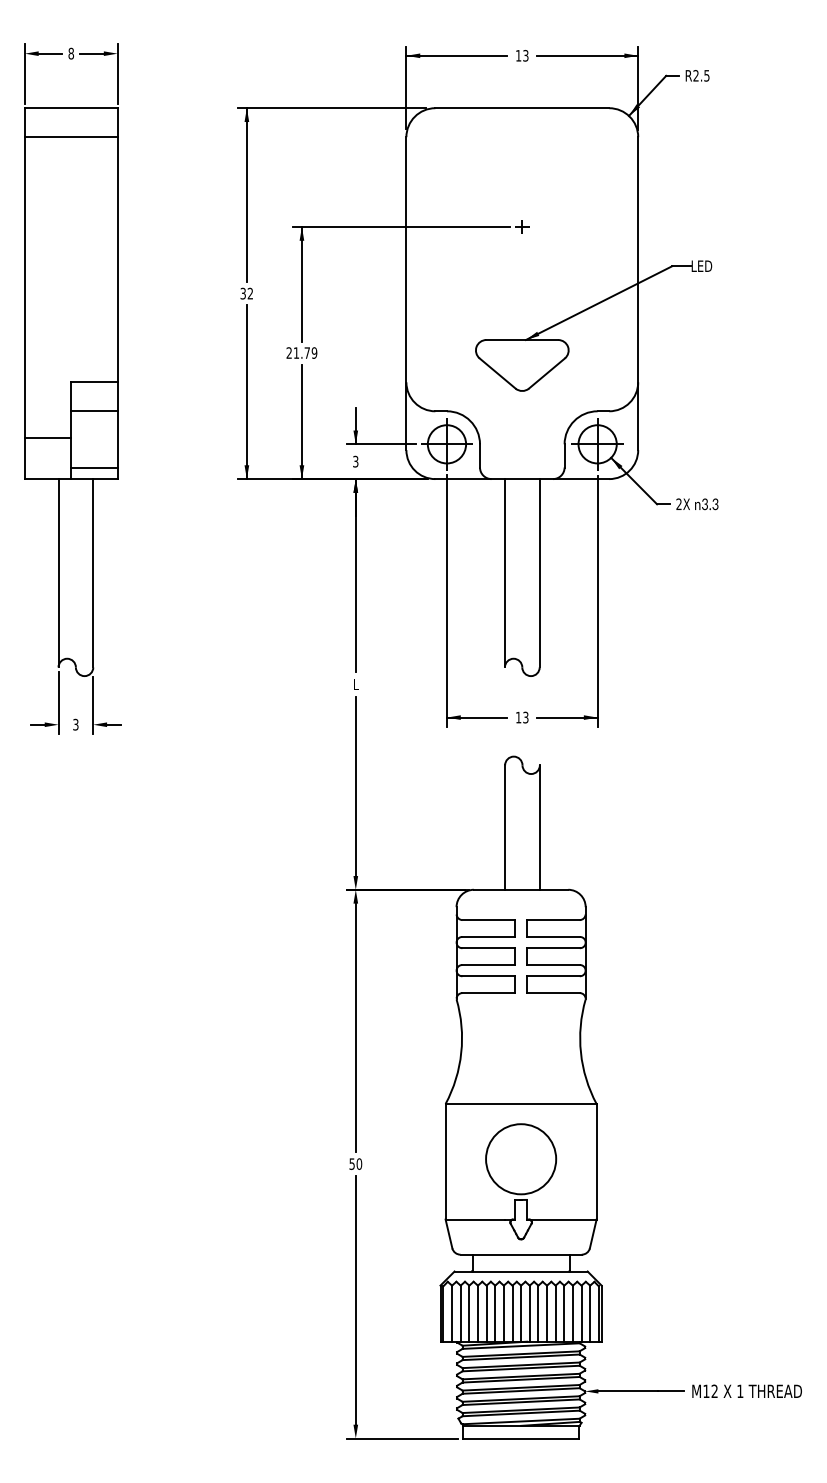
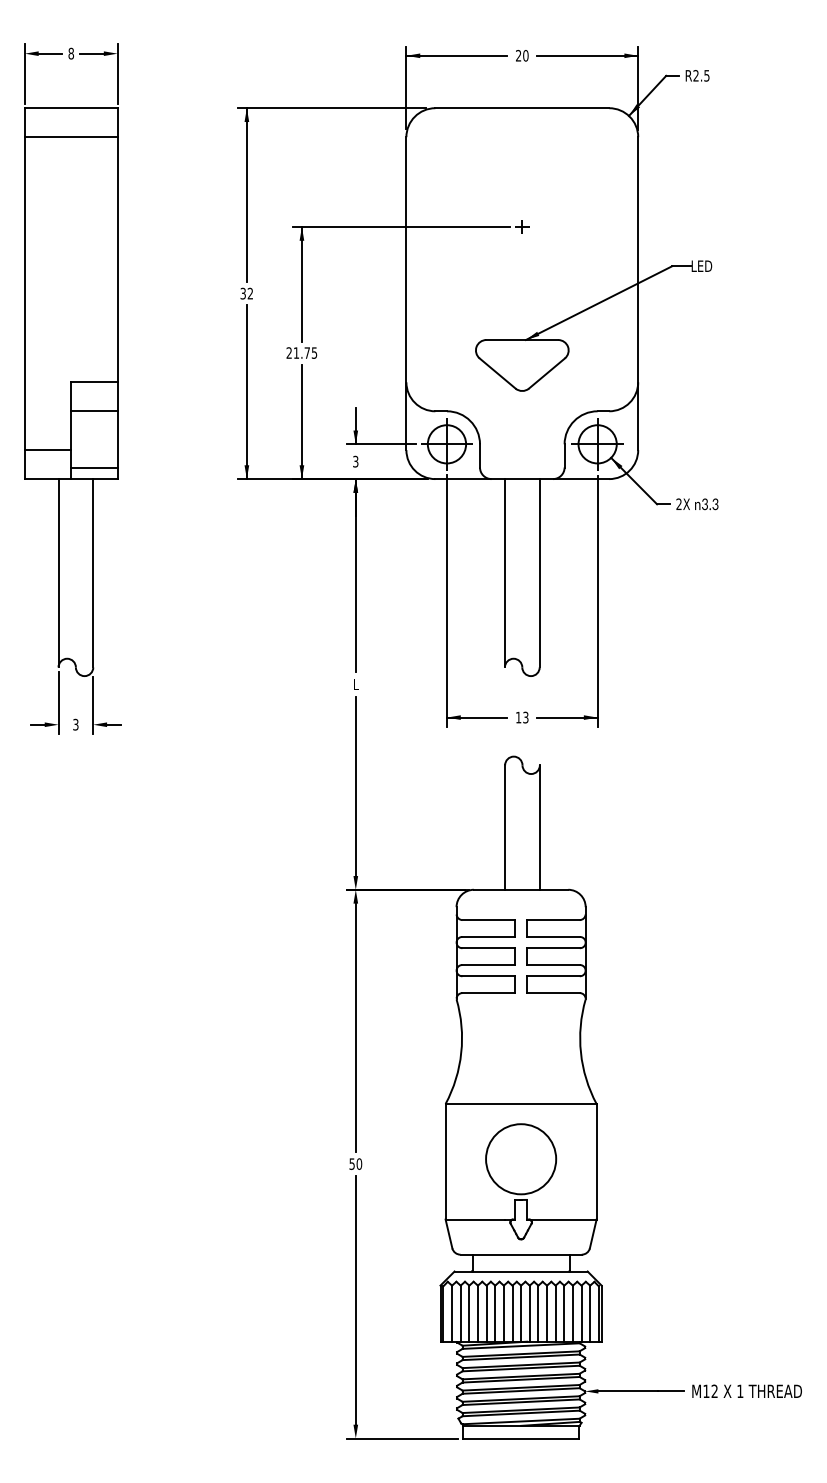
text: 13 -> 20 (522, 55)
text: 21.79 -> 21.75 (314, 352)
line position: (47, 438) -> (47, 450) (47, 450)
